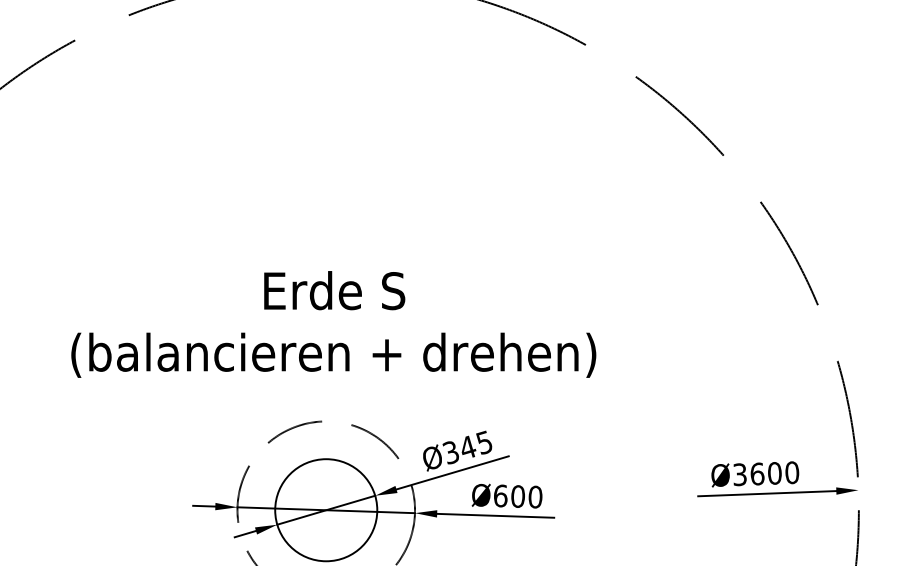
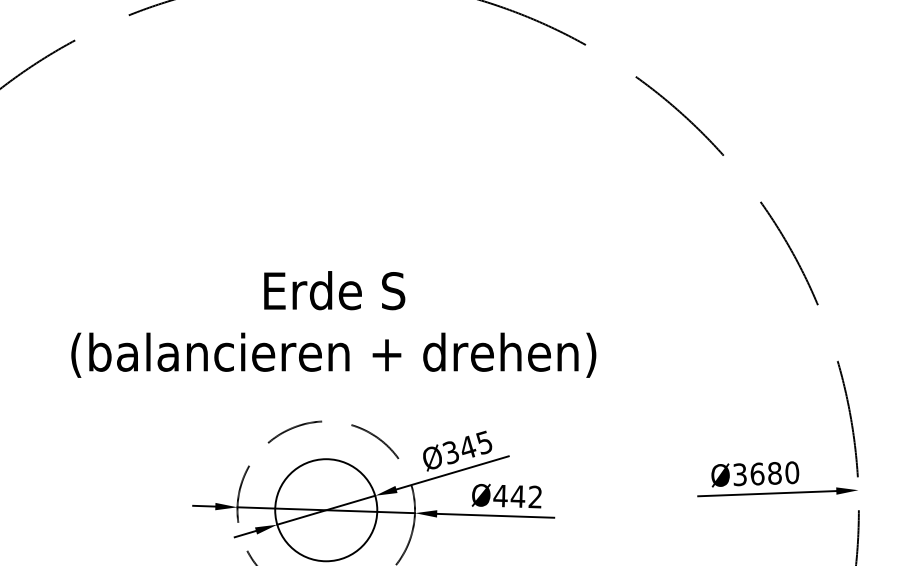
text: Ø3600 -> Ø3680 (774, 473)
text: Ø600 -> Ø442 (517, 496)
